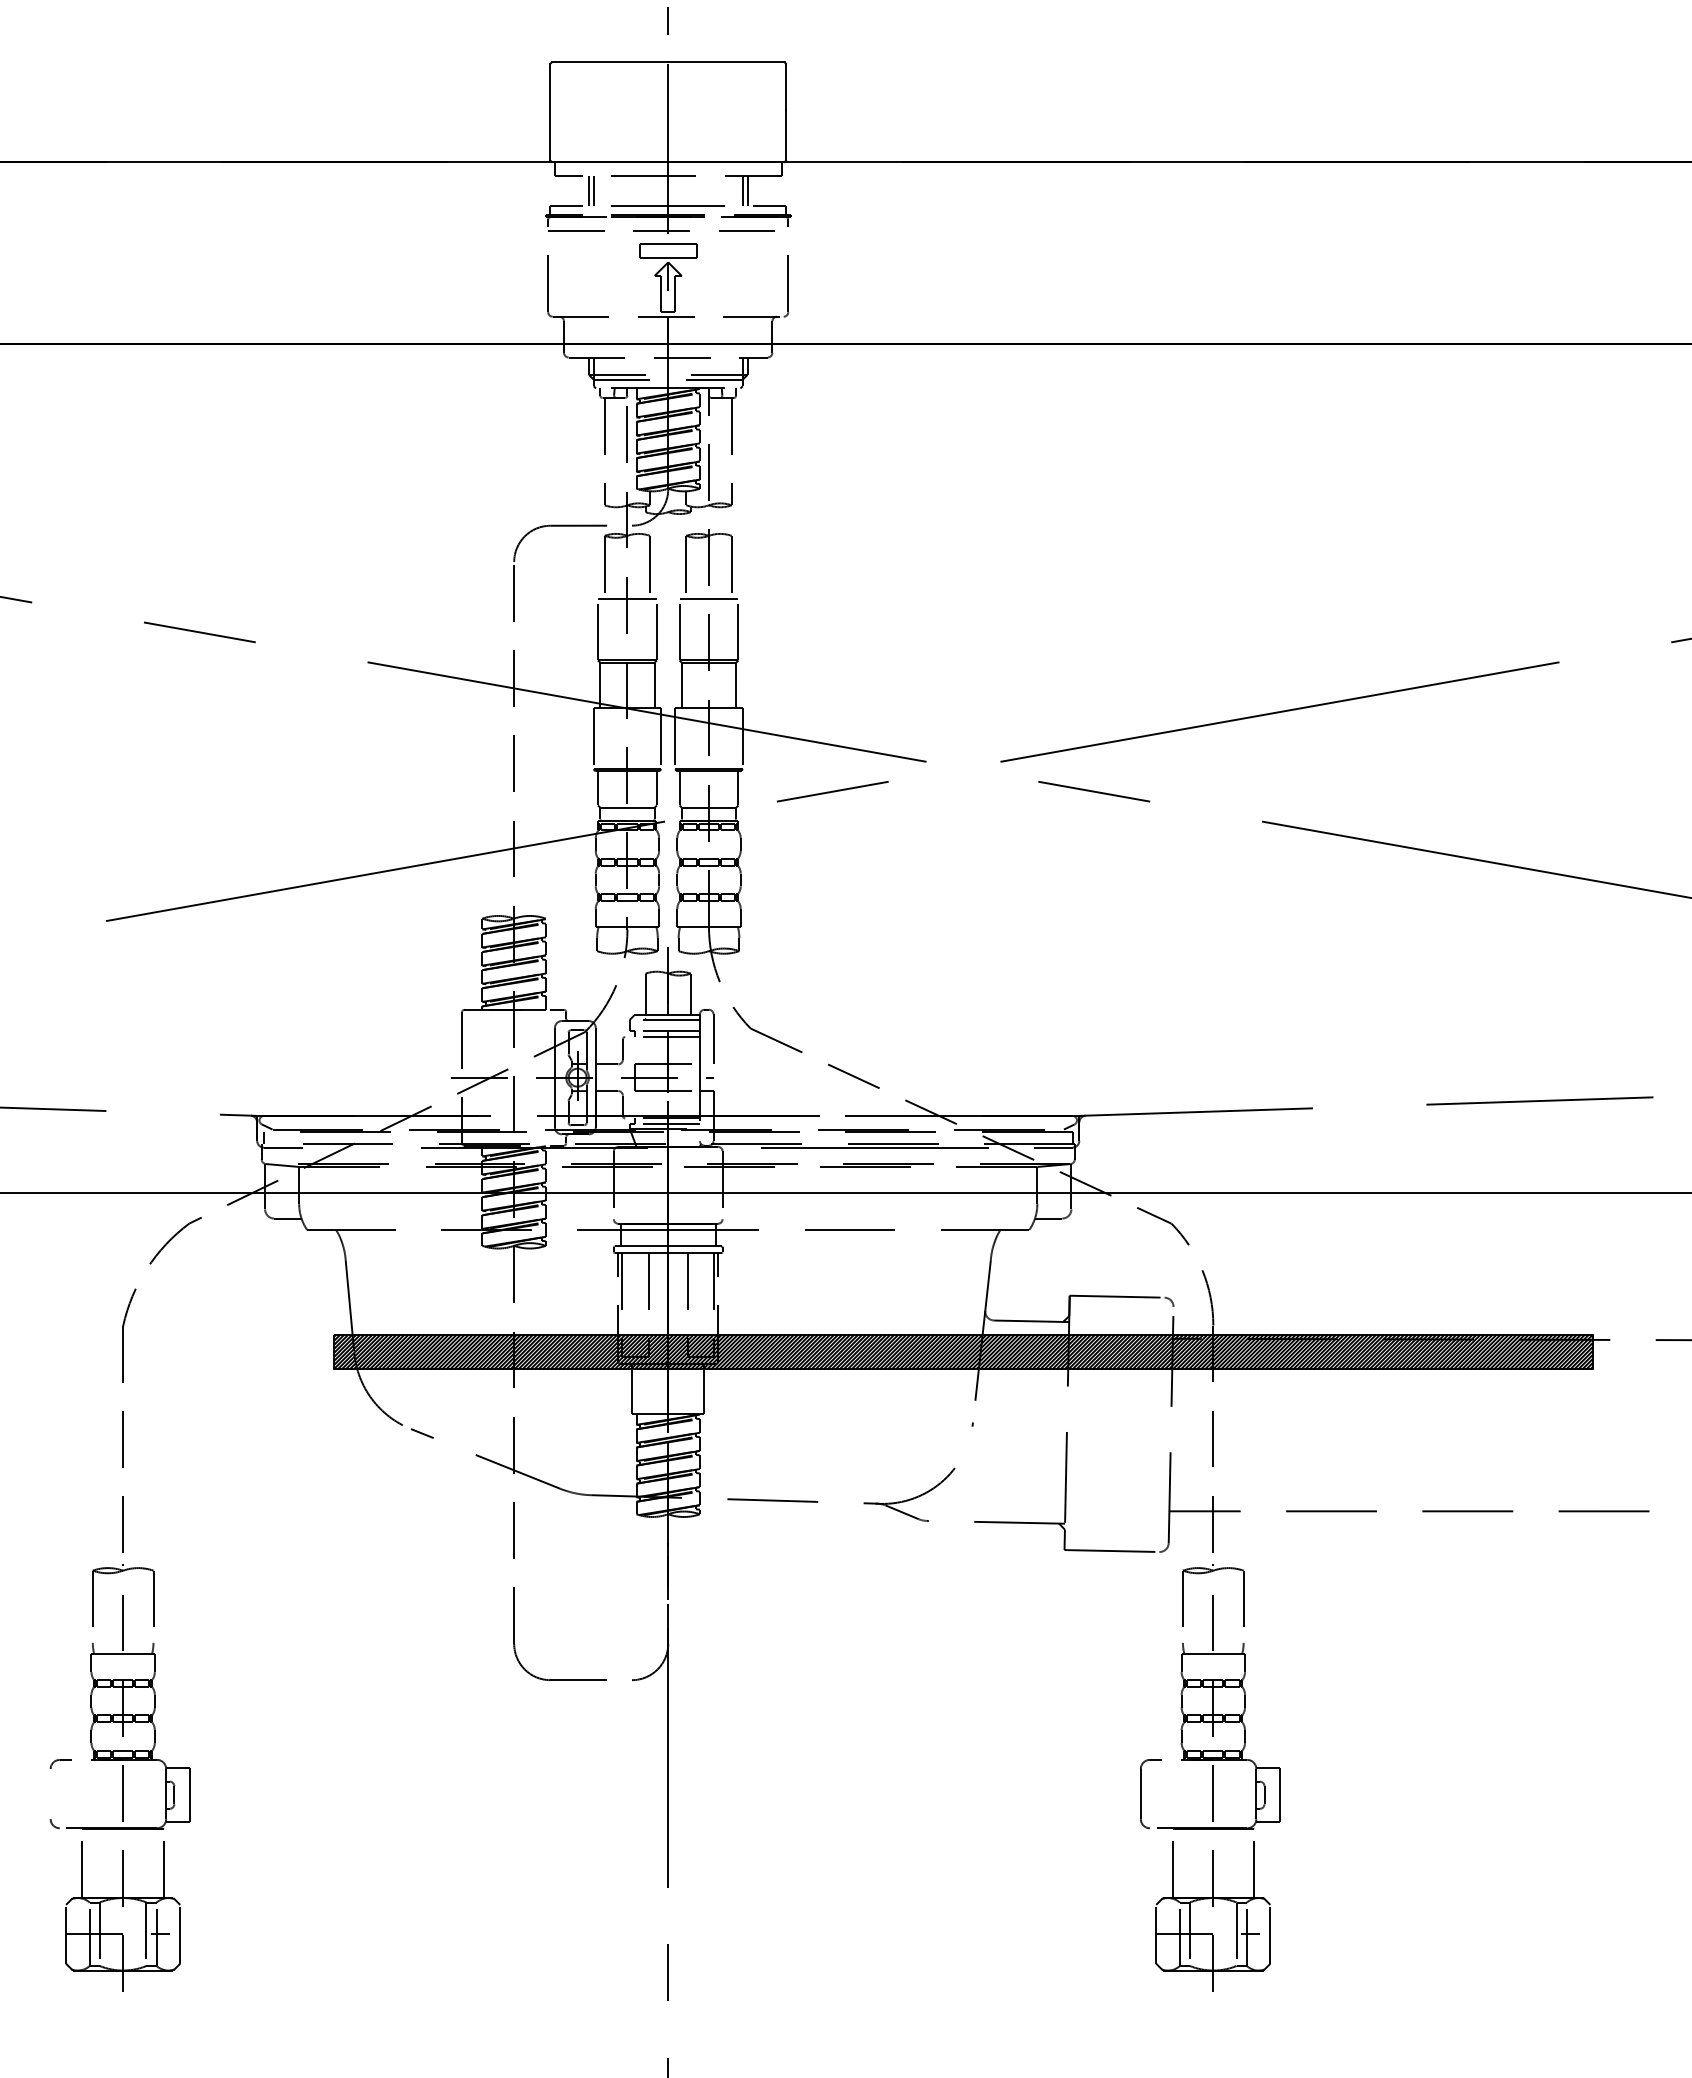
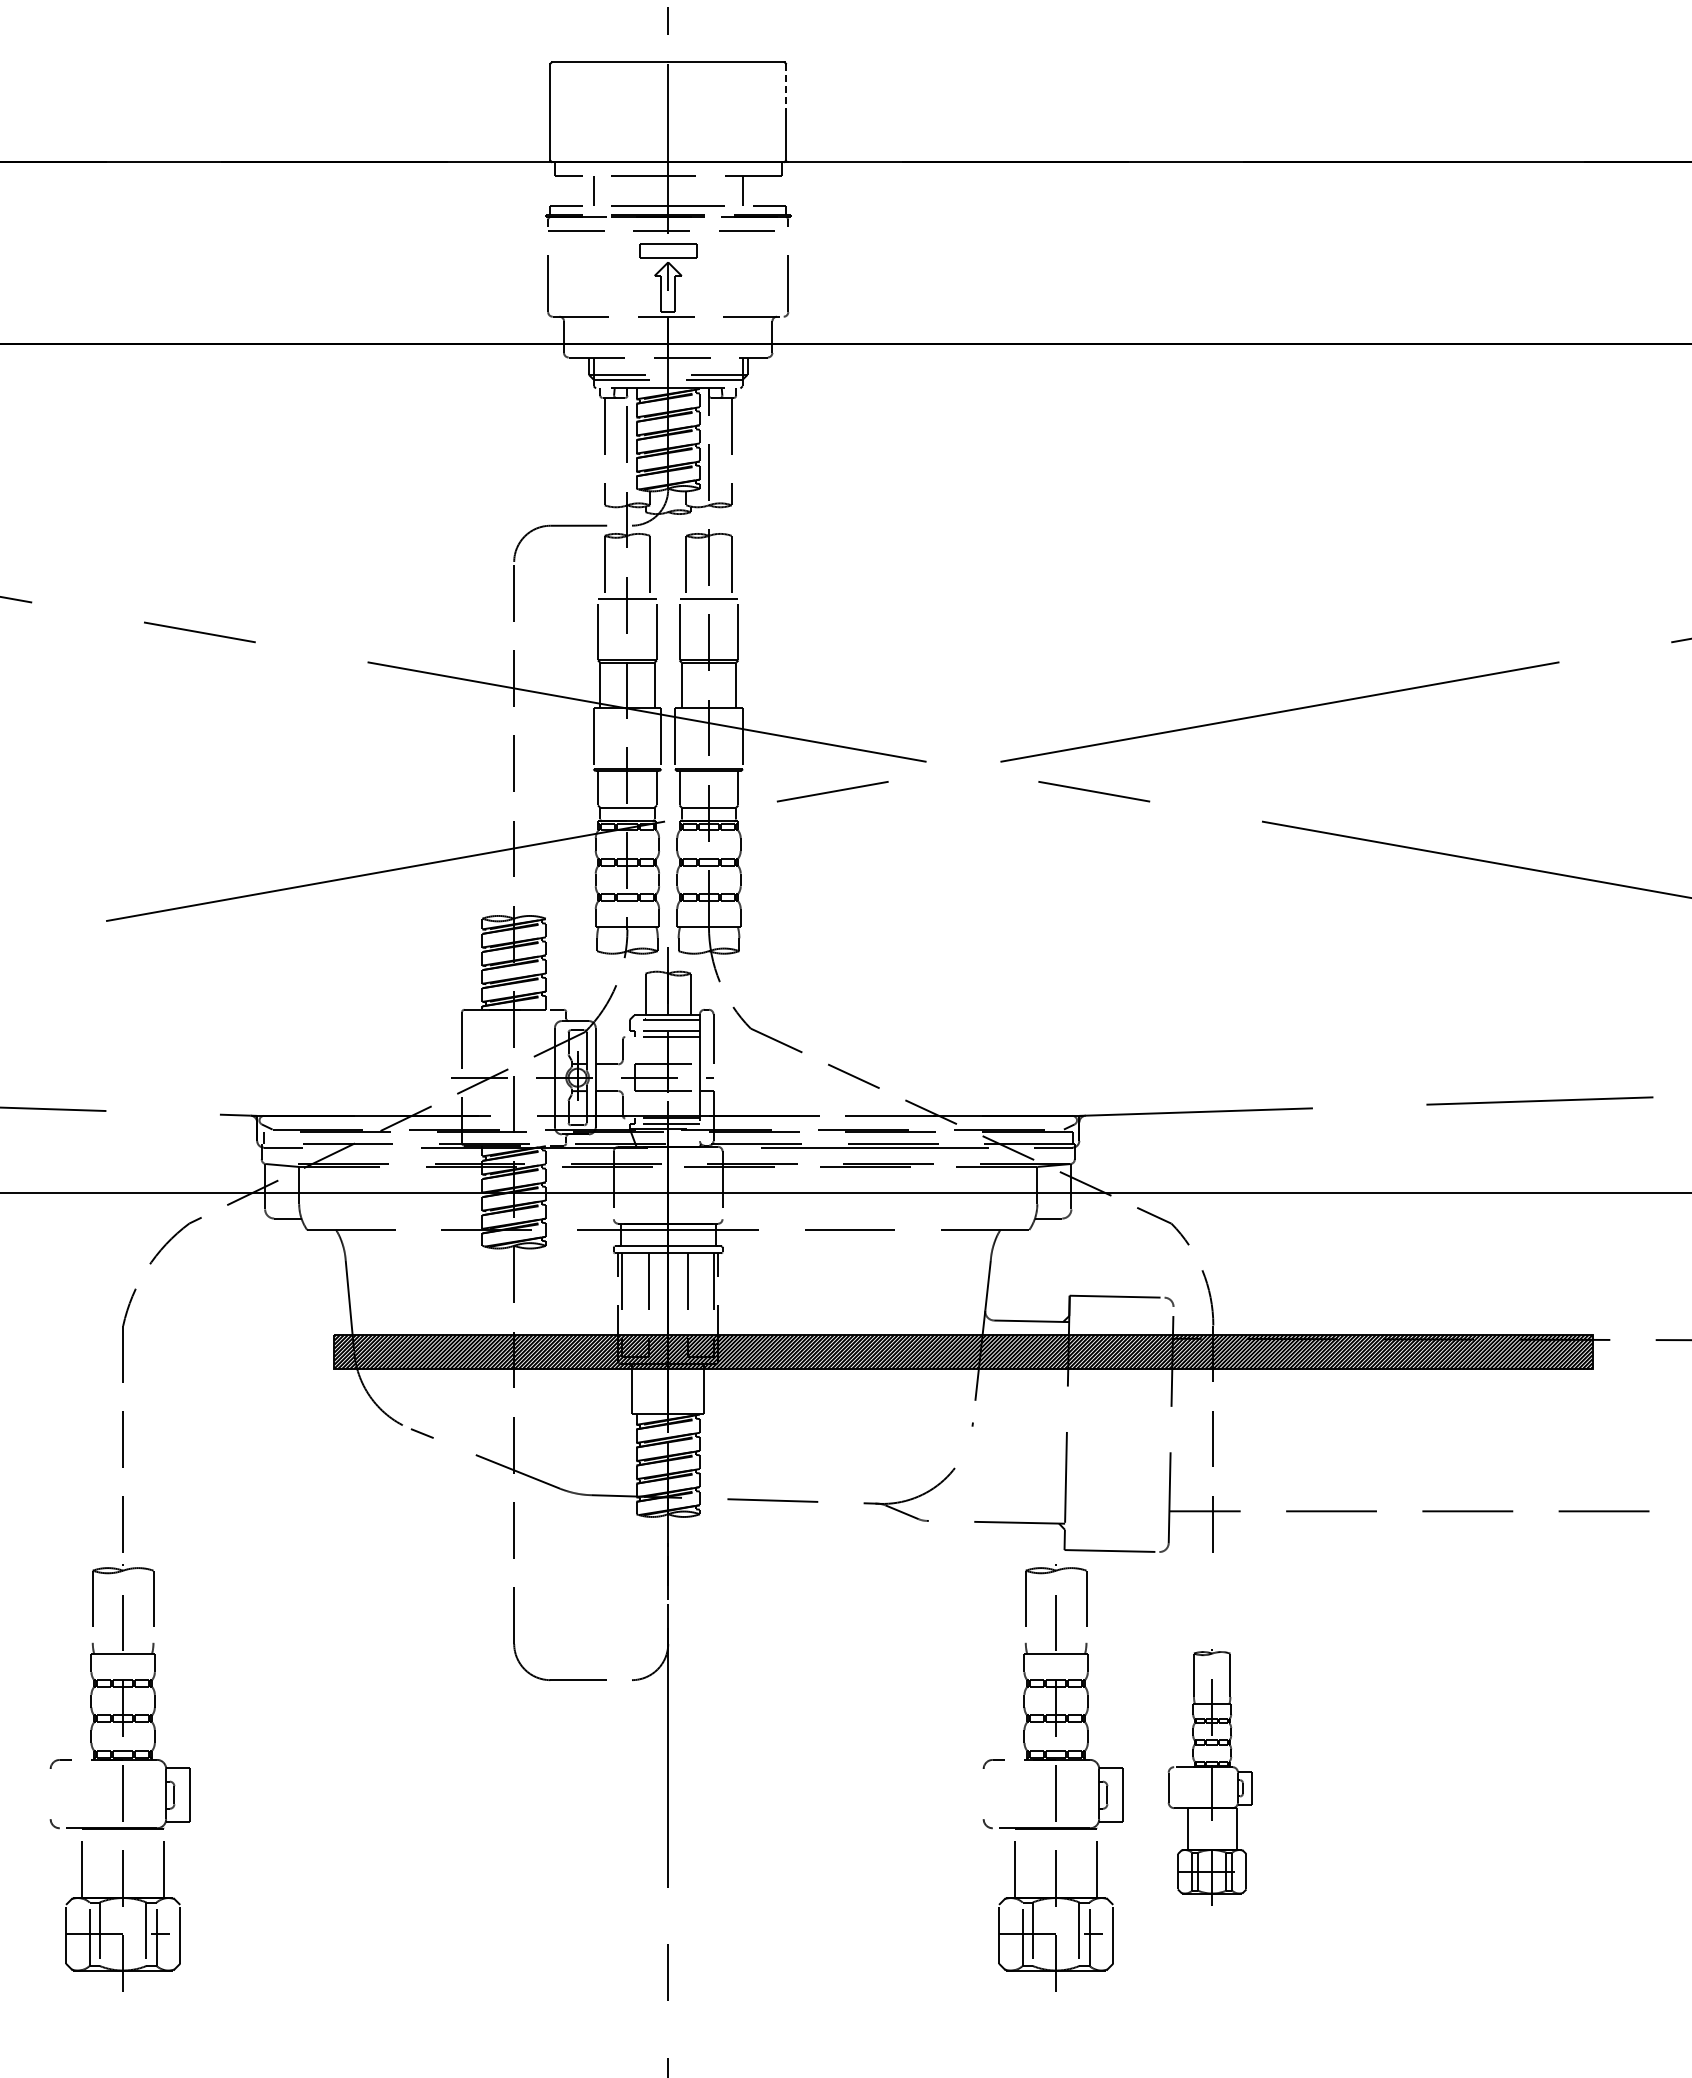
line: solid -> dashed (786, 87)
line: present -> none (588, 190)
line: present -> none (747, 190)
part: none -> present (1052, 1777)
part size: 141x428 px -> 86x257 px (1209, 1777)
